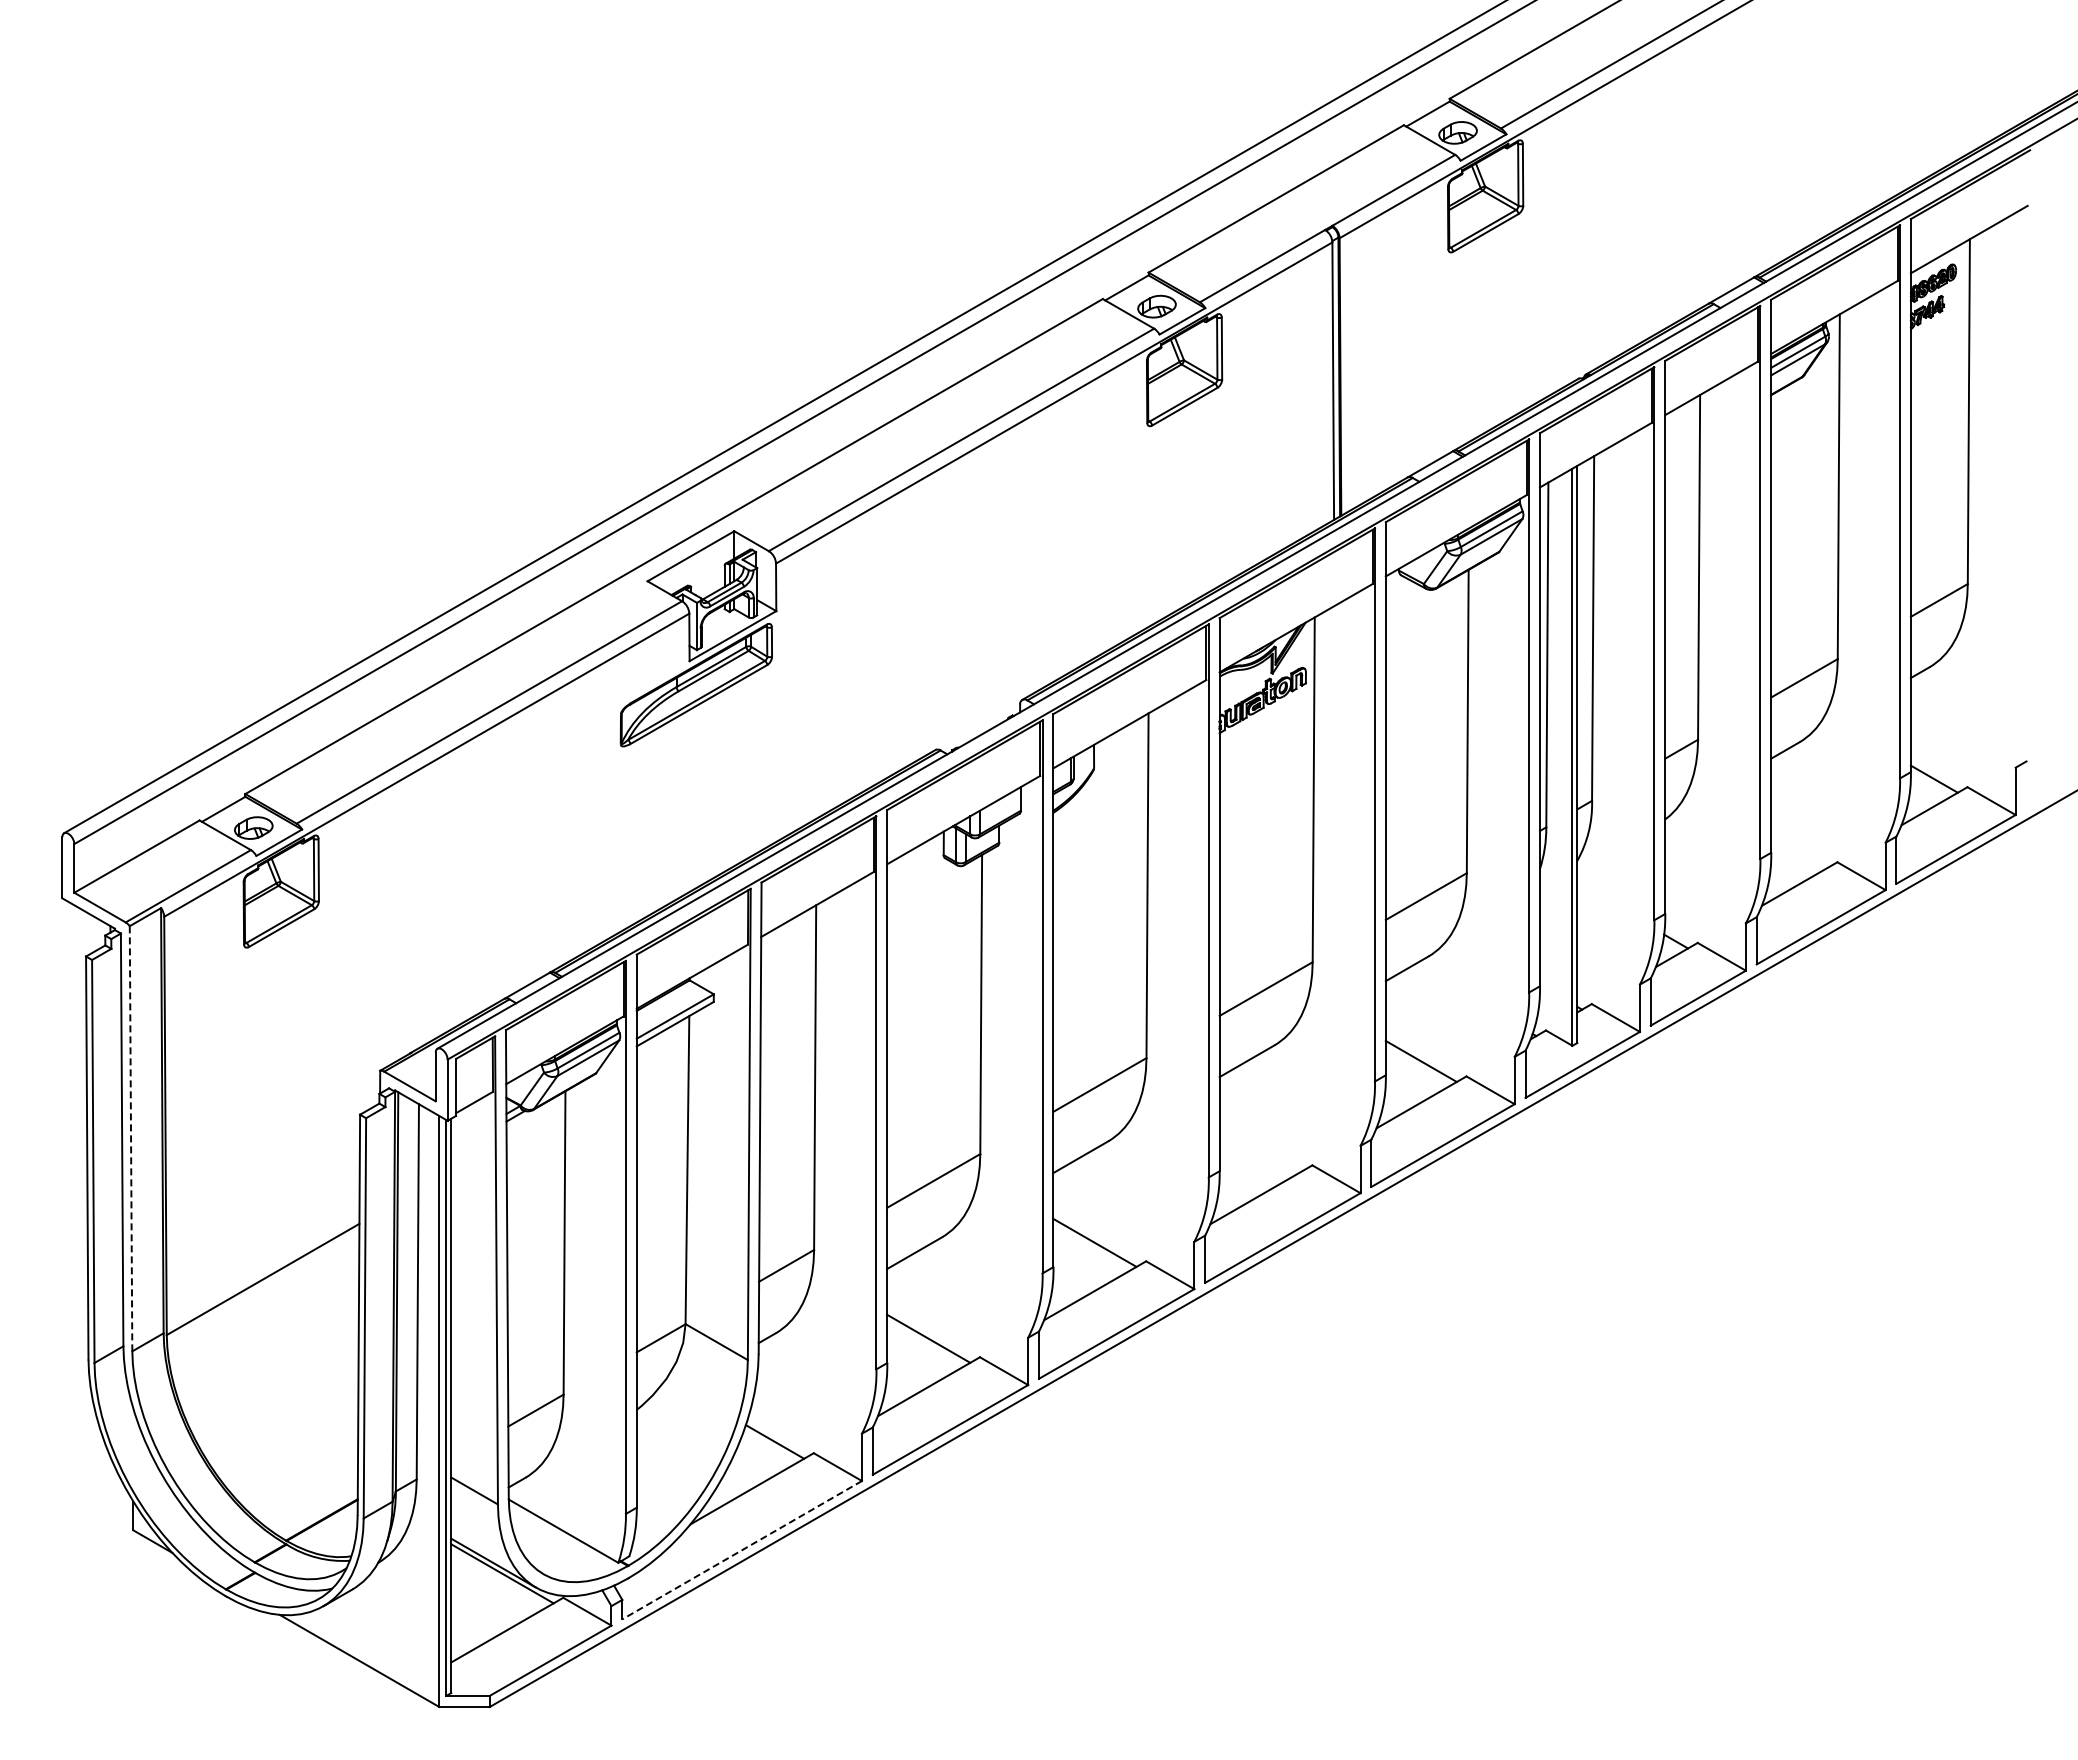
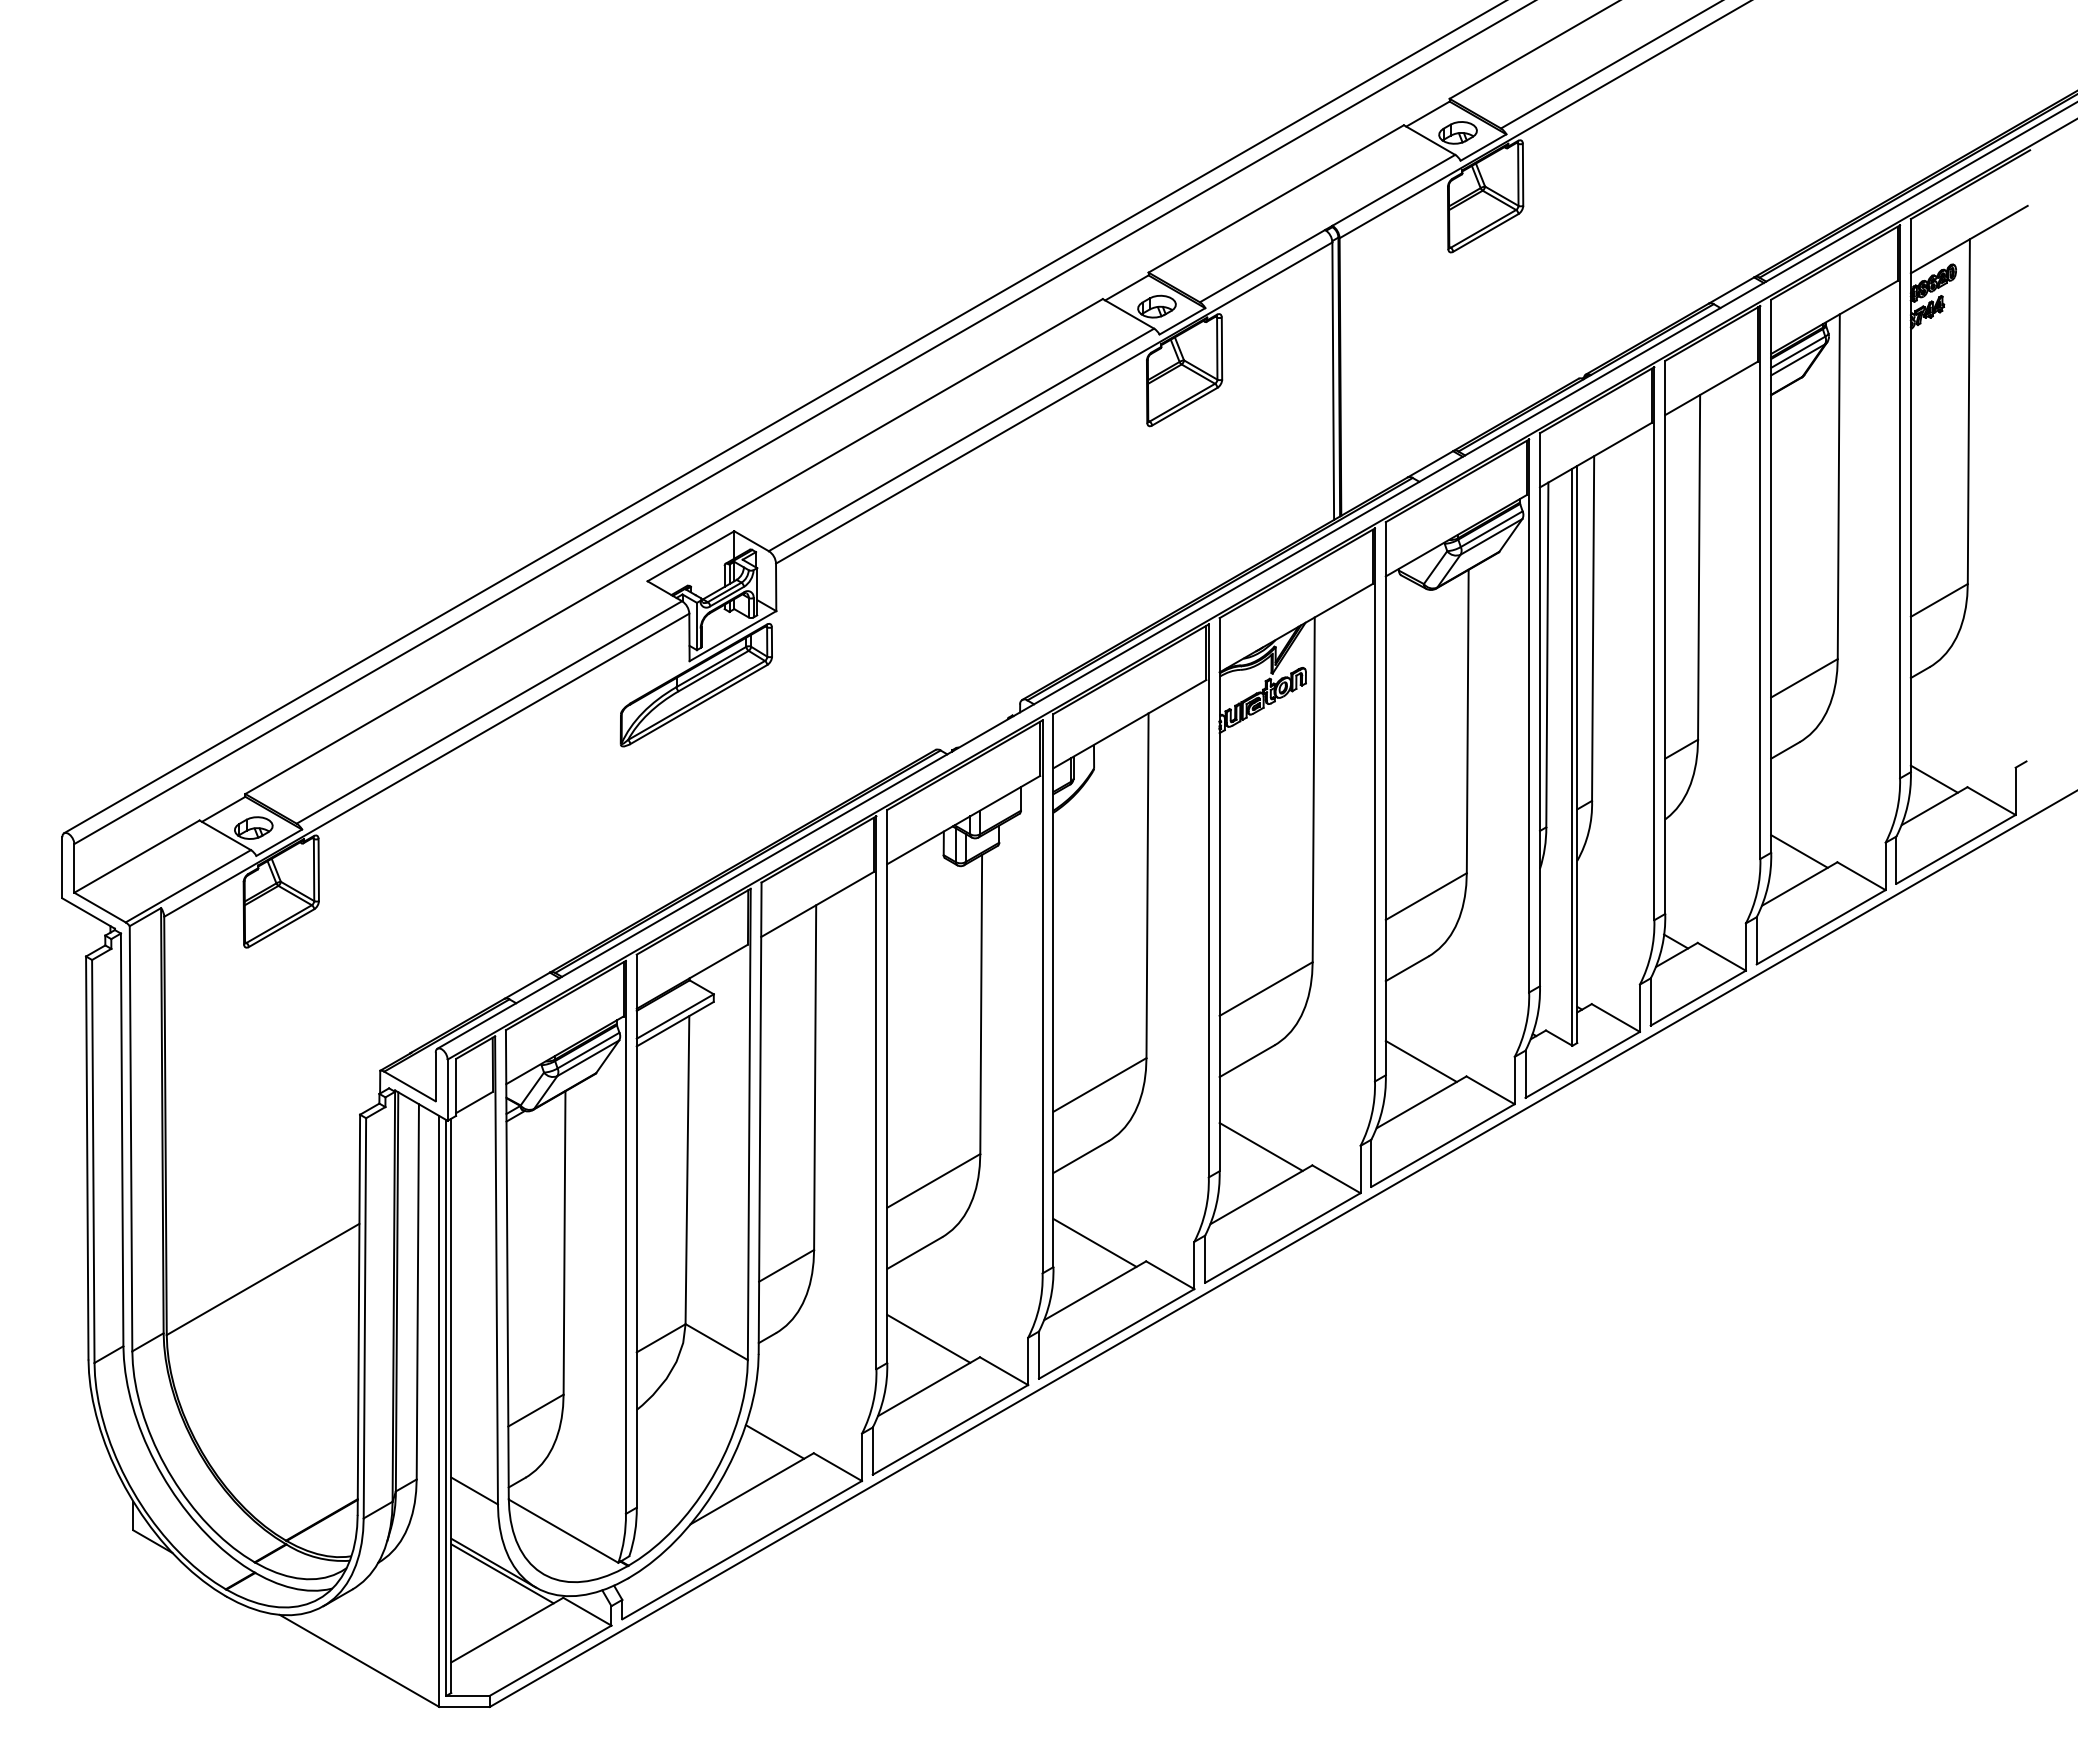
line: none -> present (1799, 851)
line: dashed -> solid (131, 1138)
line: none -> present (1260, 1146)
line: dashed -> solid (741, 1550)
